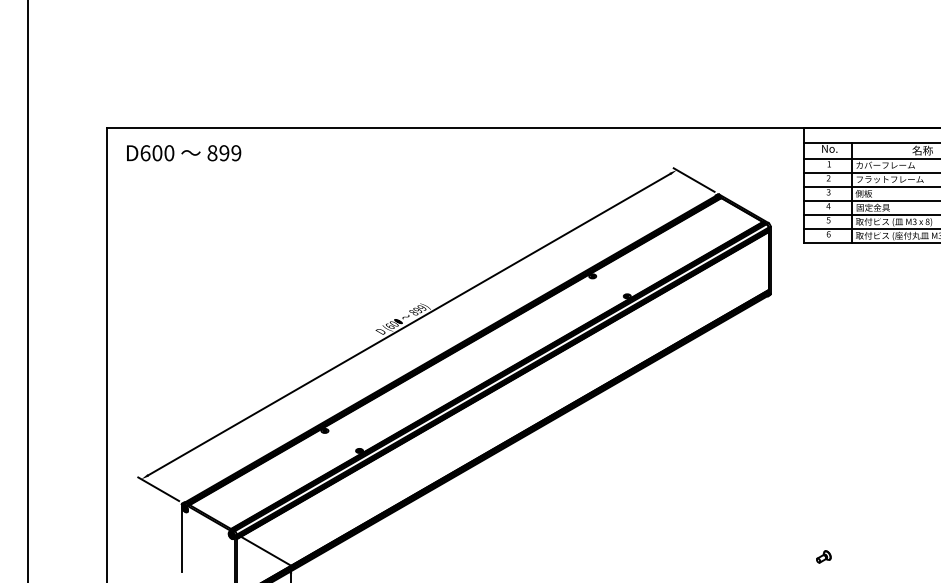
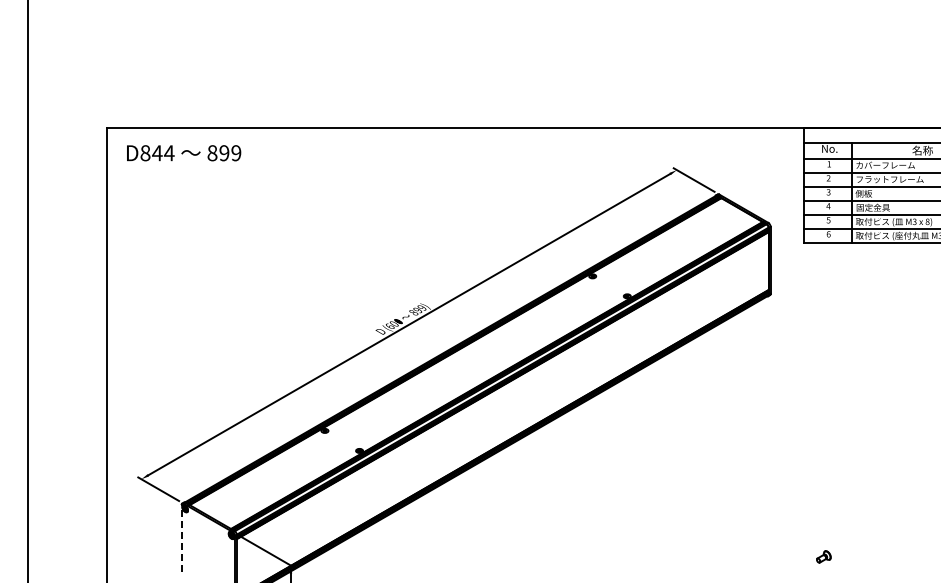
text: D600 -> D844 (157, 153)
line: solid -> dashed (181, 538)
